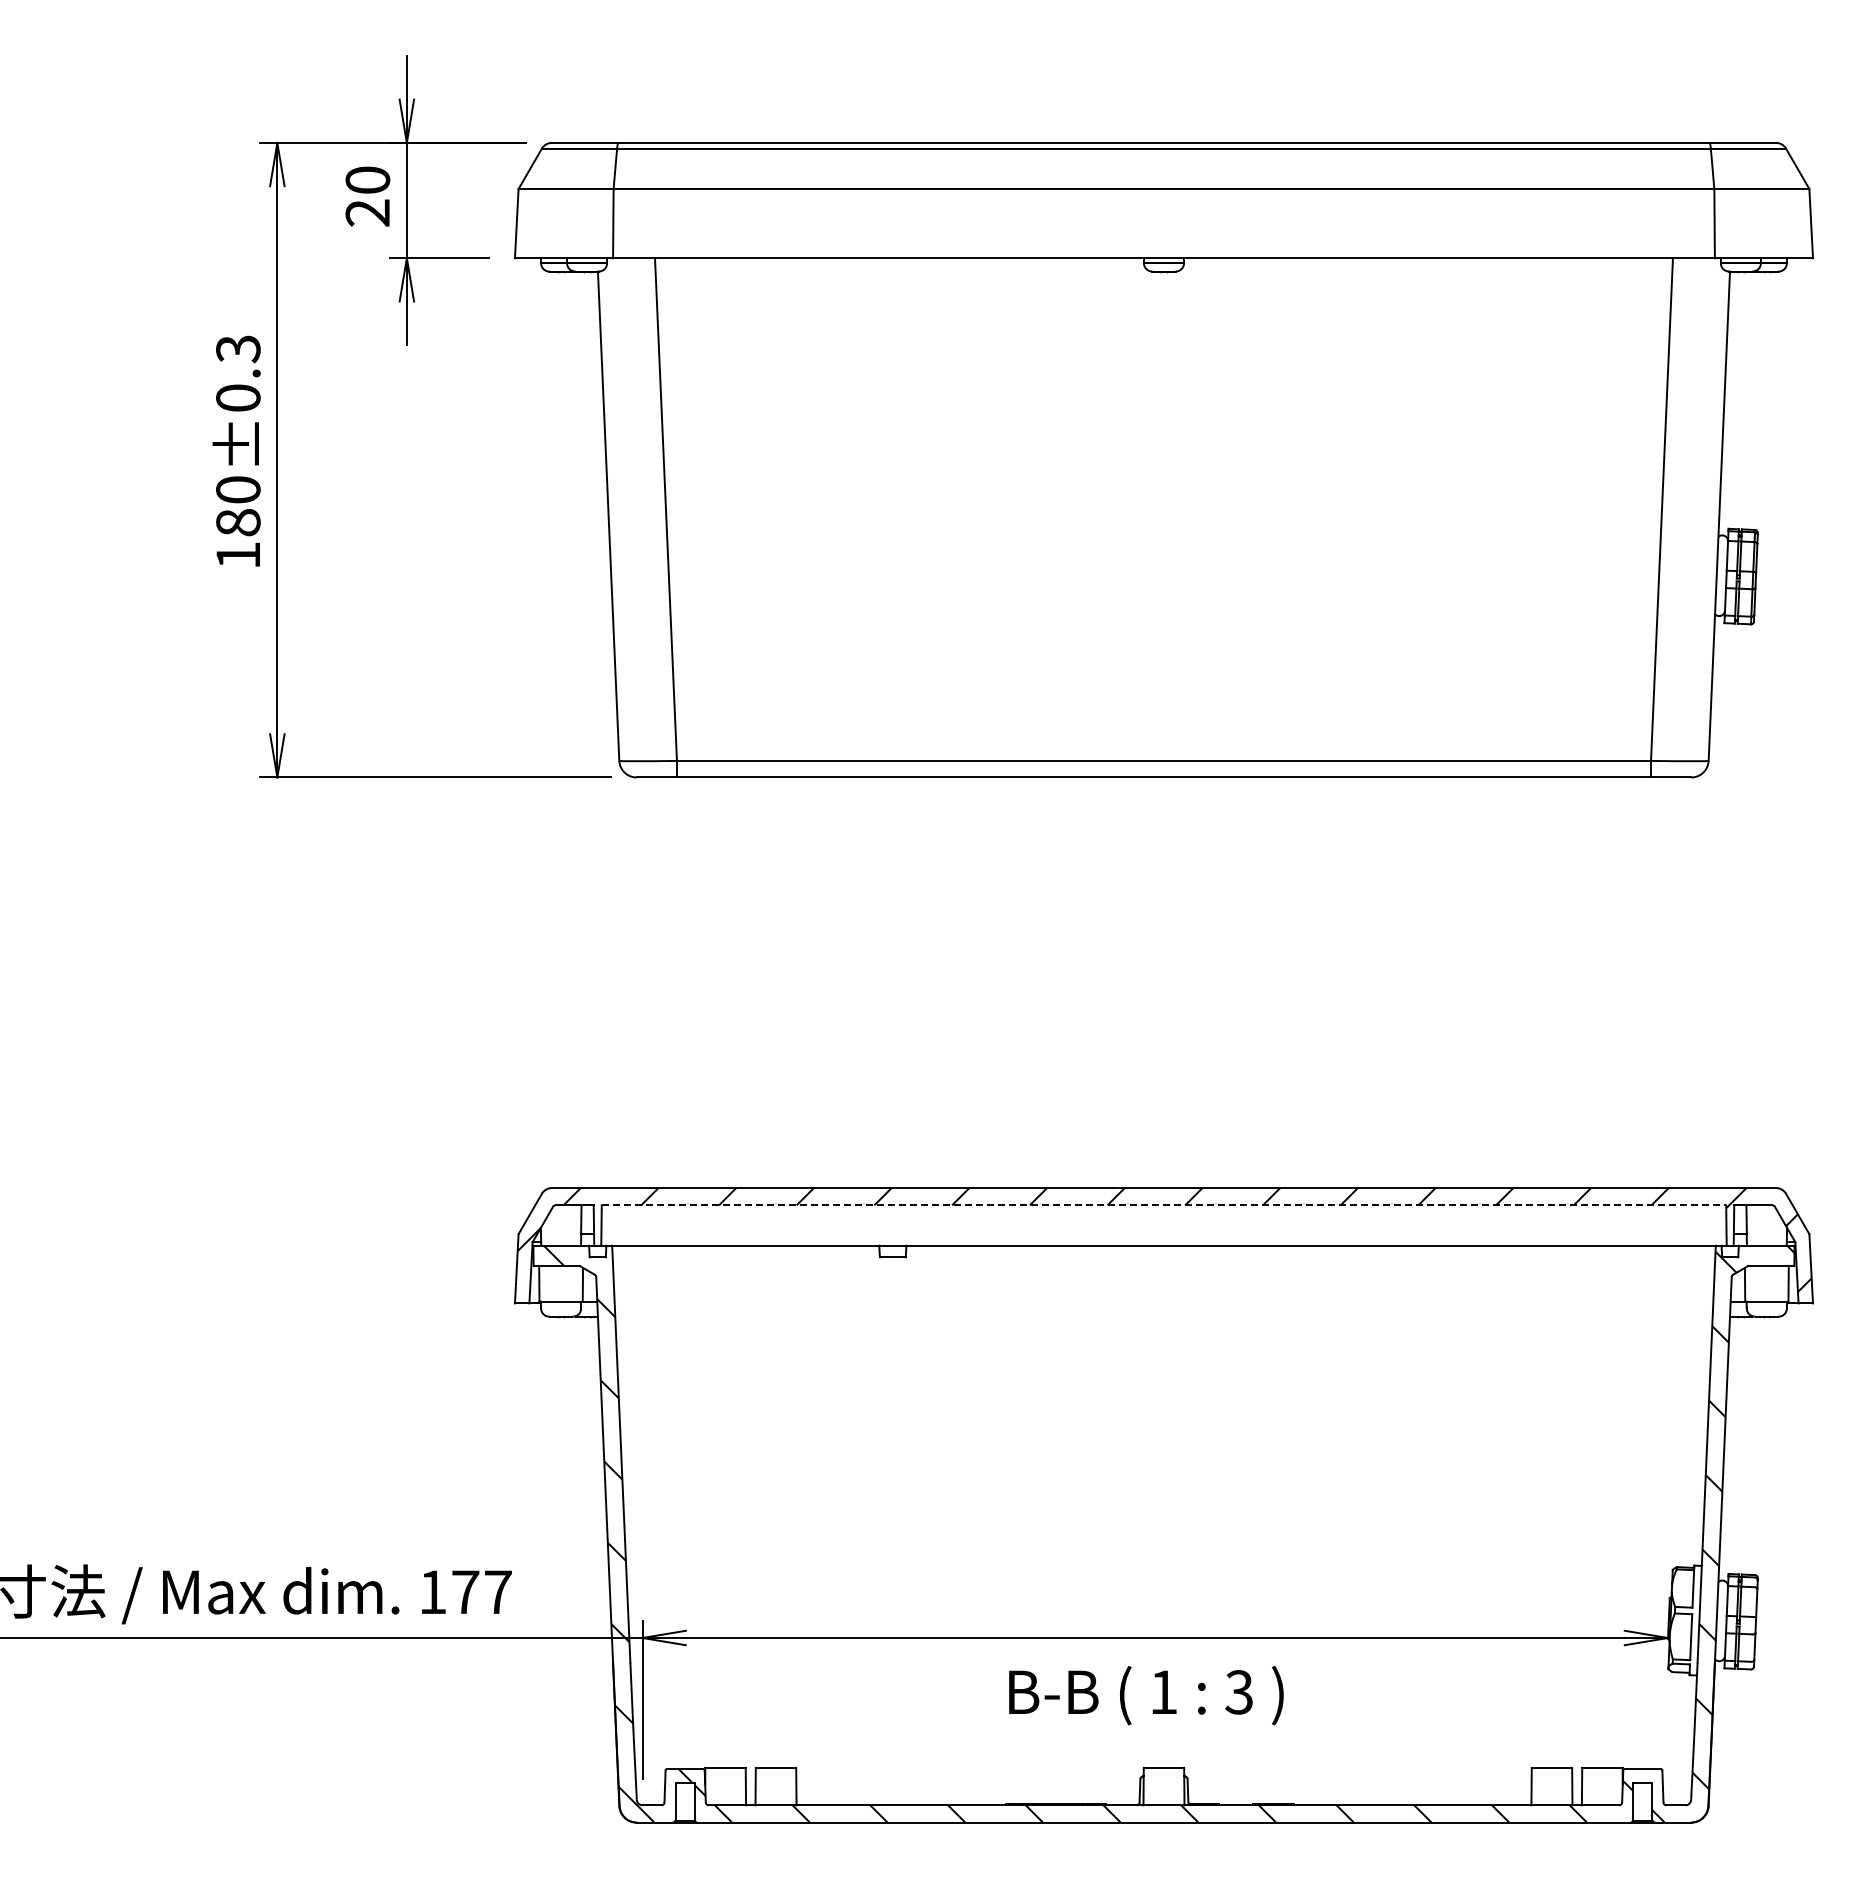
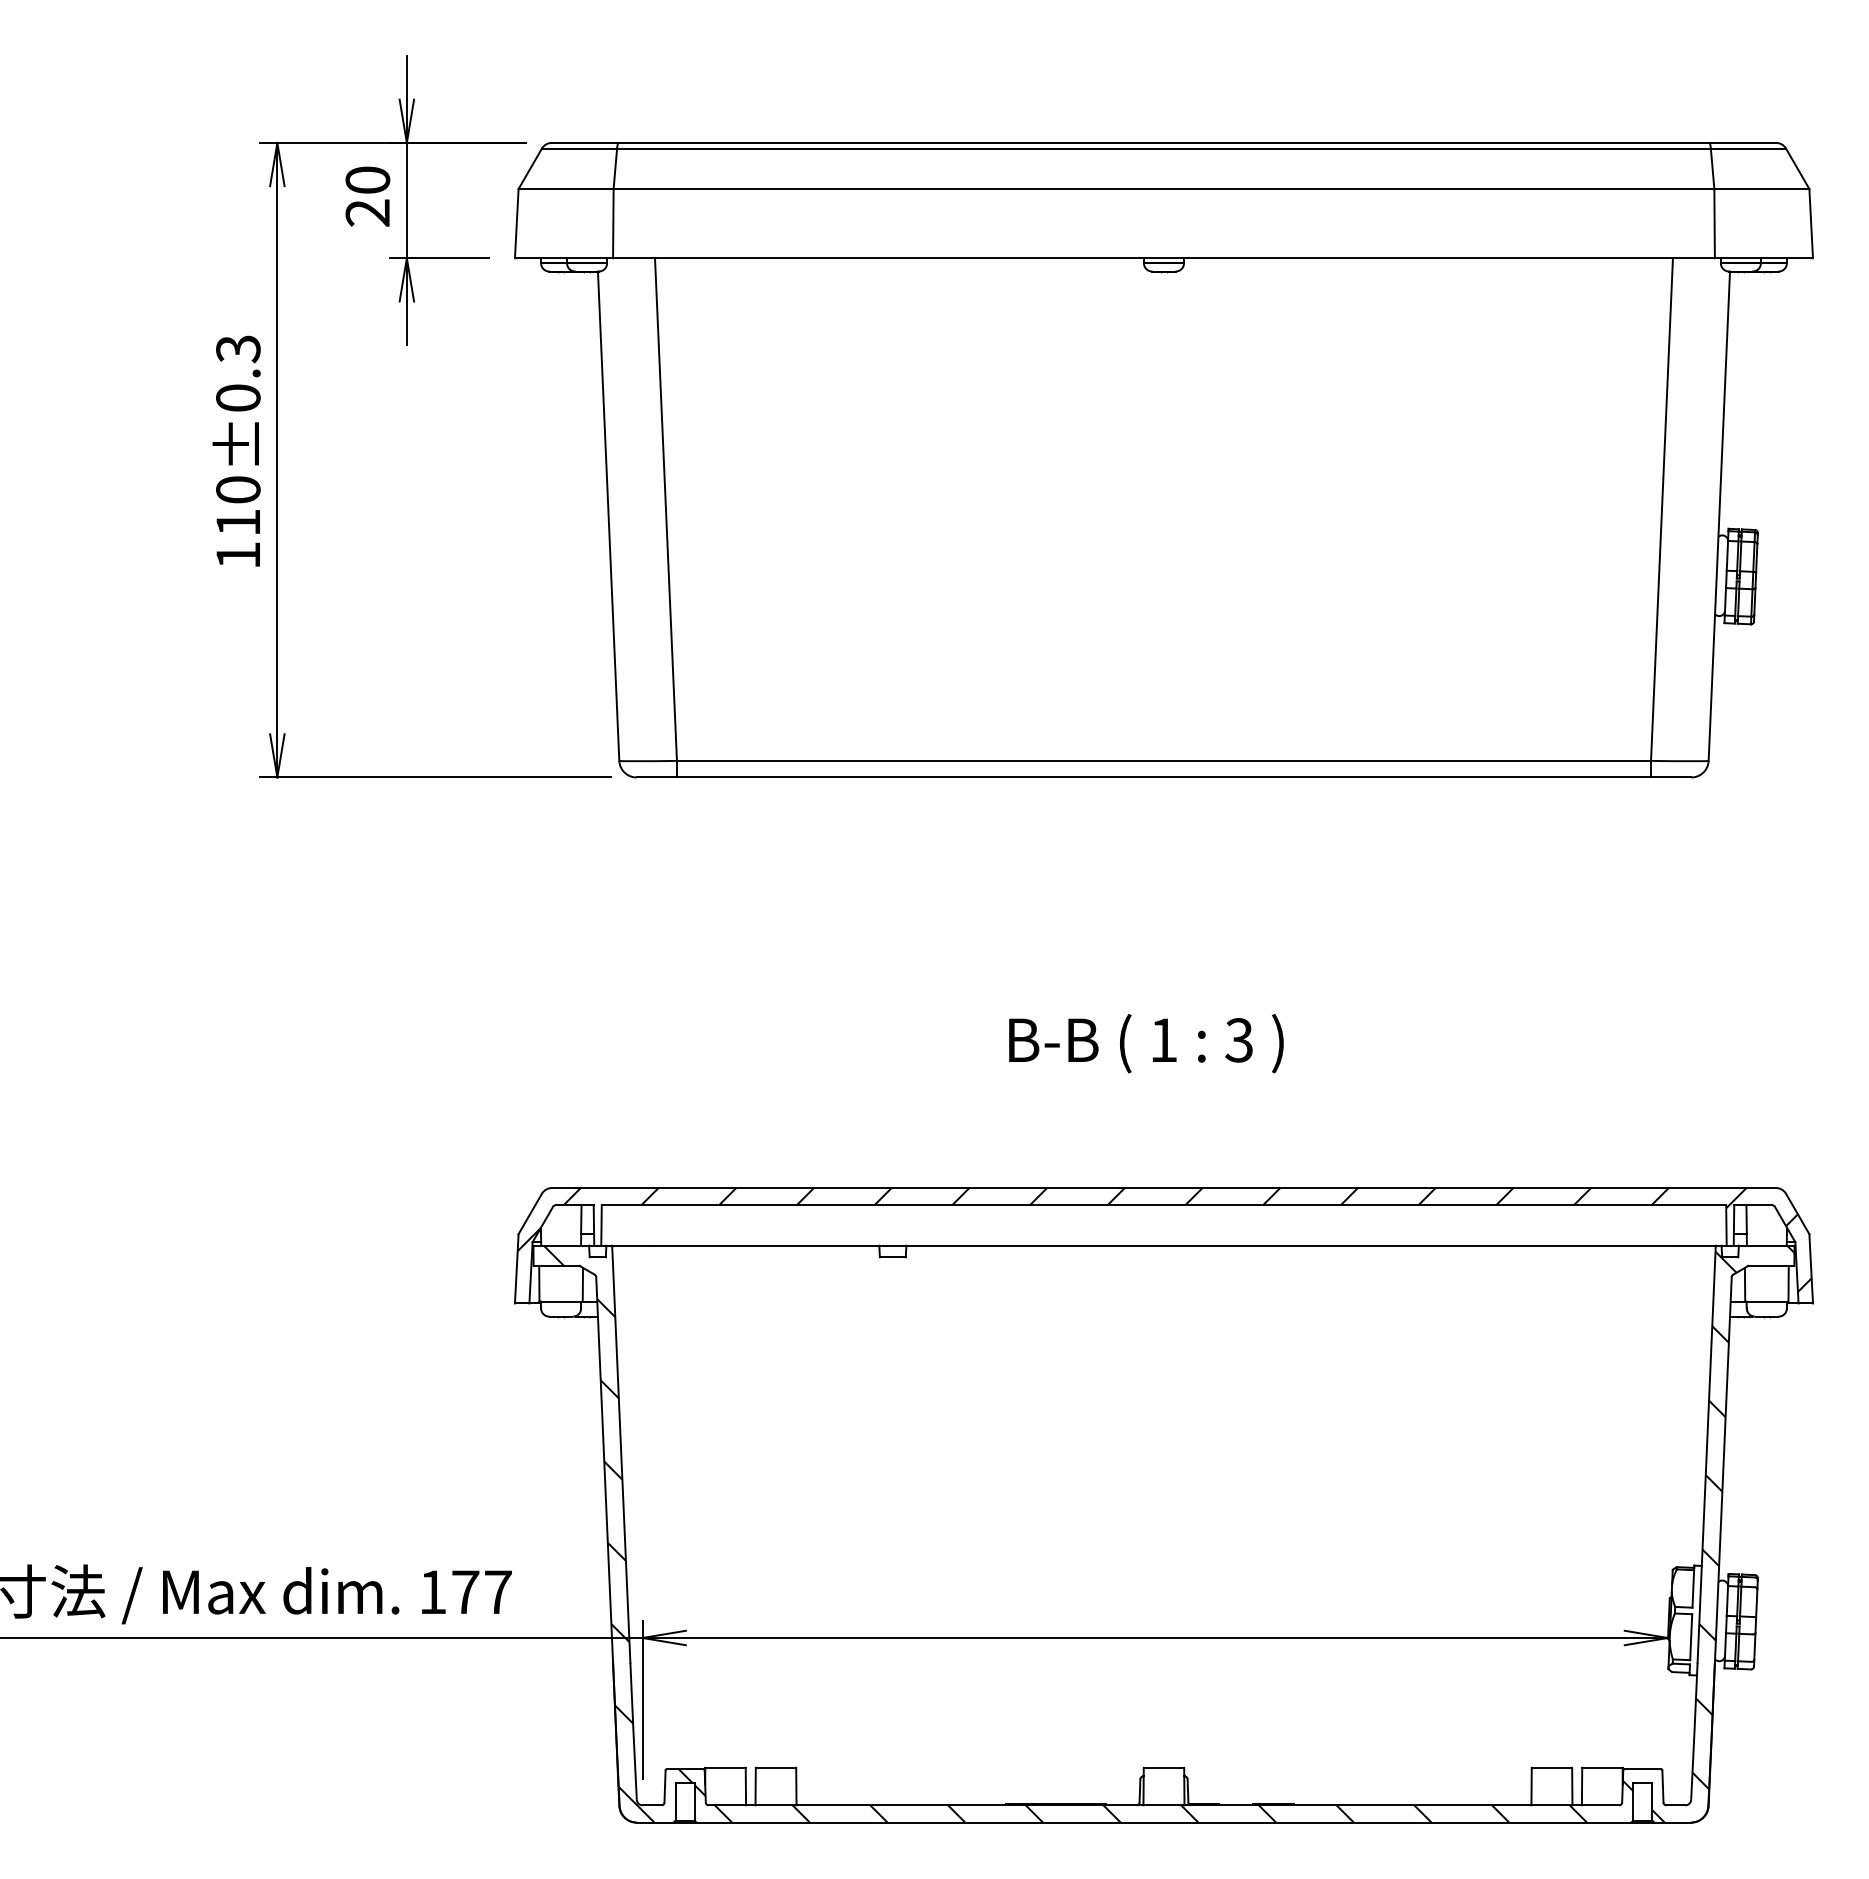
text: 180±0.3 -> 110±0.3 (238, 522)
line: dashed -> solid (1164, 1205)
text position: (1146, 1695) -> (1146, 1043) (1146, 1043)
